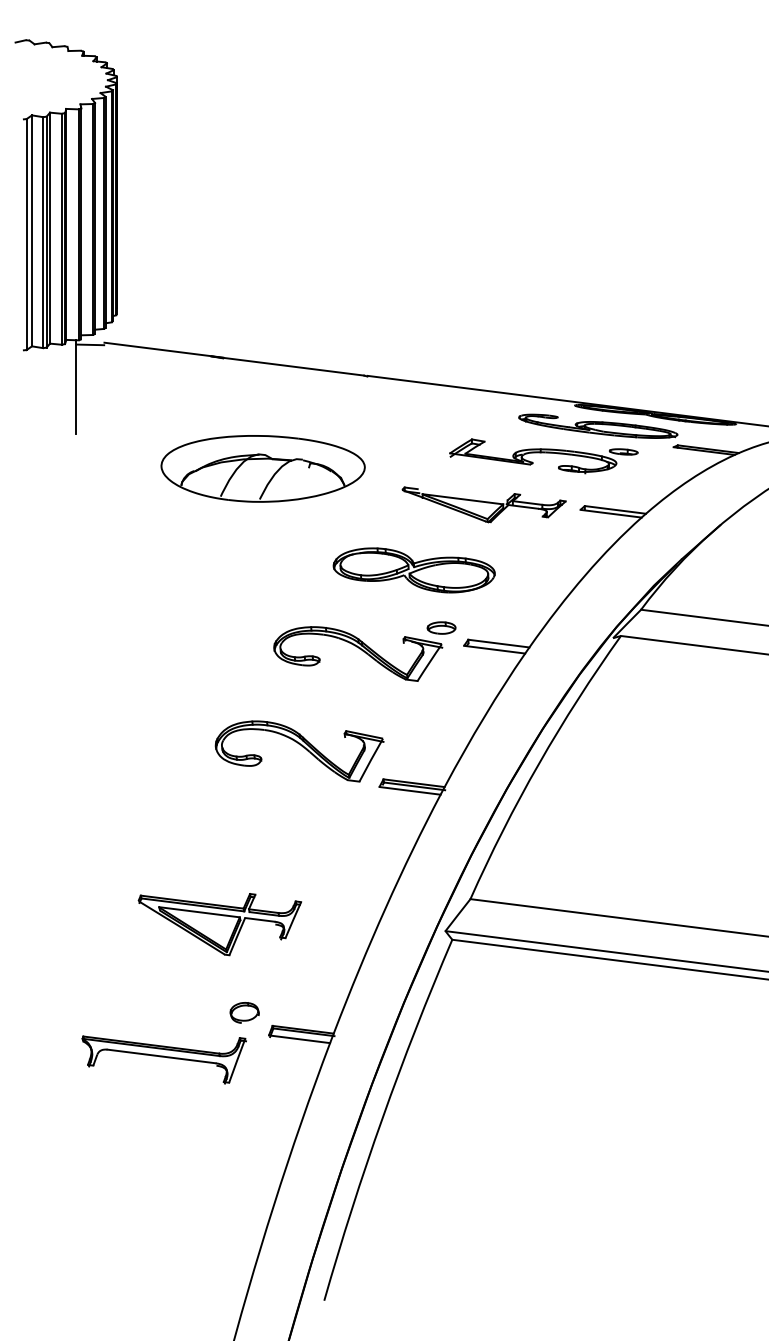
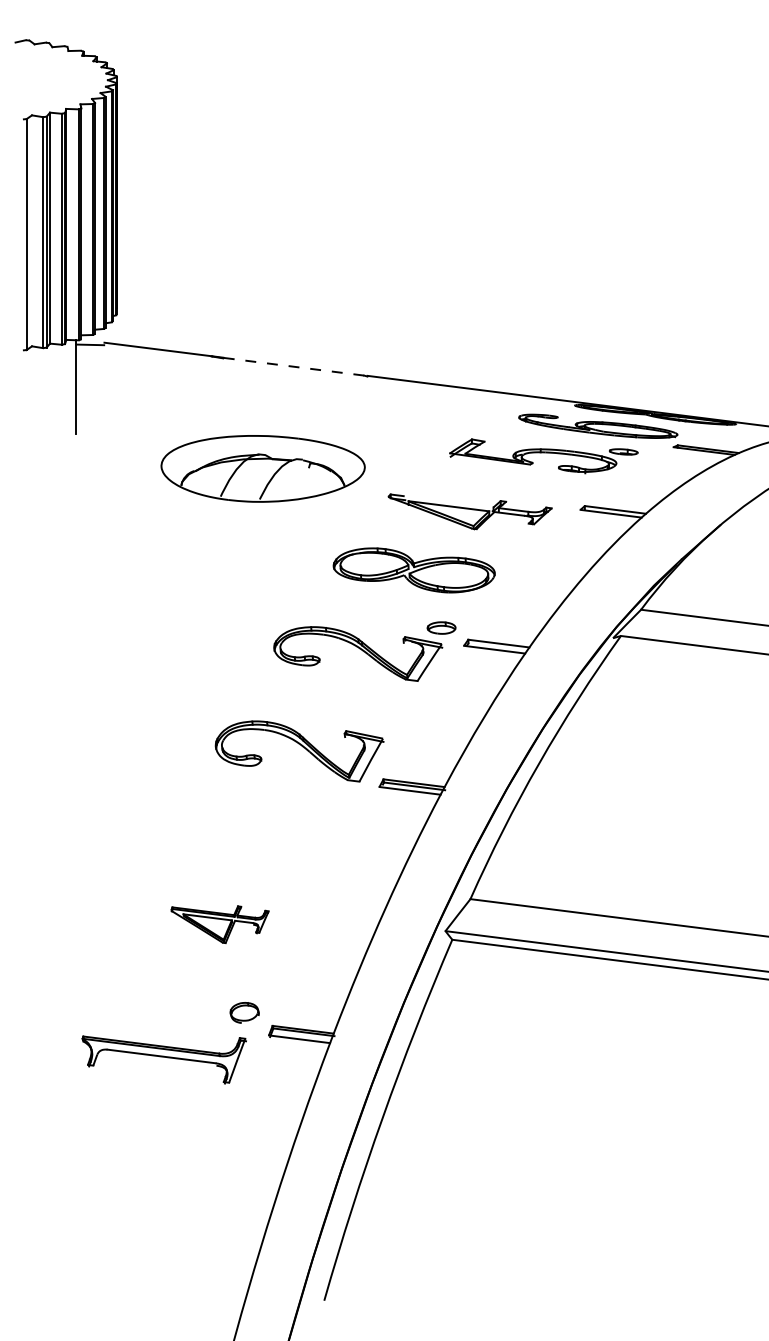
line: present -> none (32, 230)
line: solid -> dashed (287, 365)
part position: (483, 504) -> (469, 511) (469, 511)
part size: 166x64 px -> 100x39 px (219, 924)
